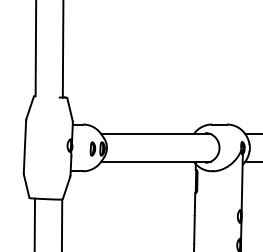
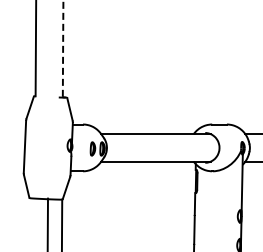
line: solid -> dashed (63, 49)
line position: (34, 223) -> (47, 223) (47, 223)
